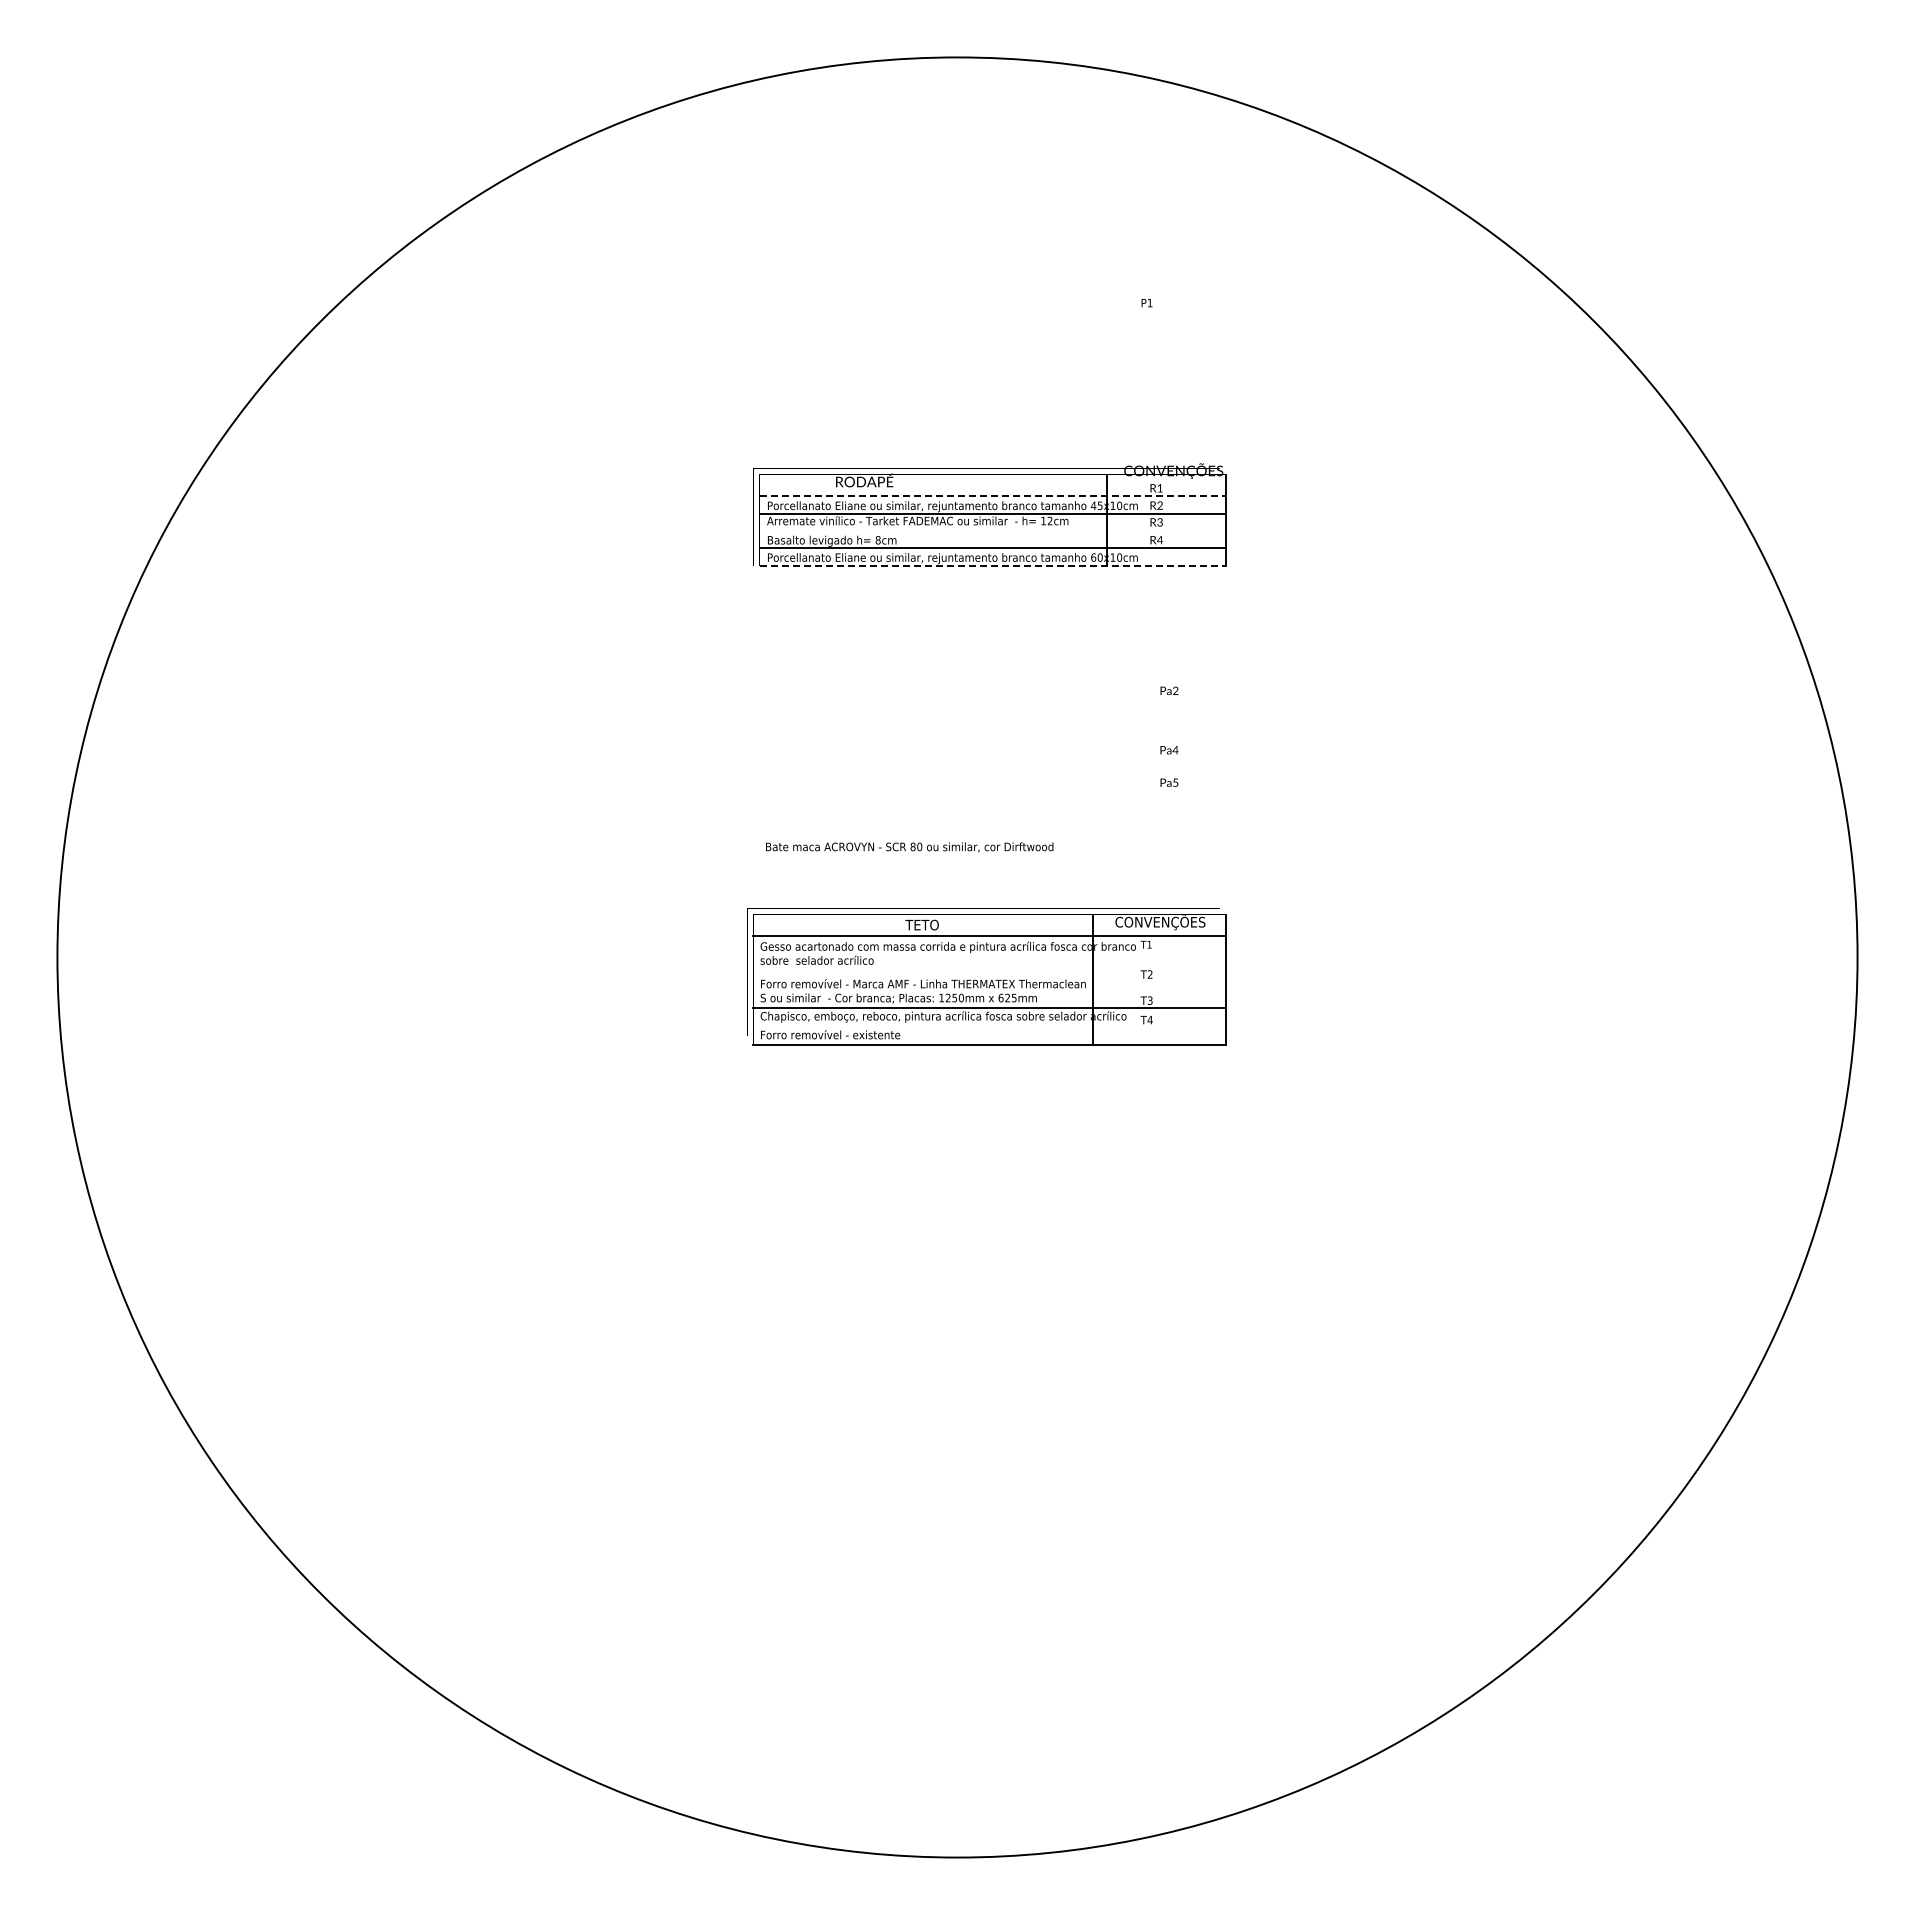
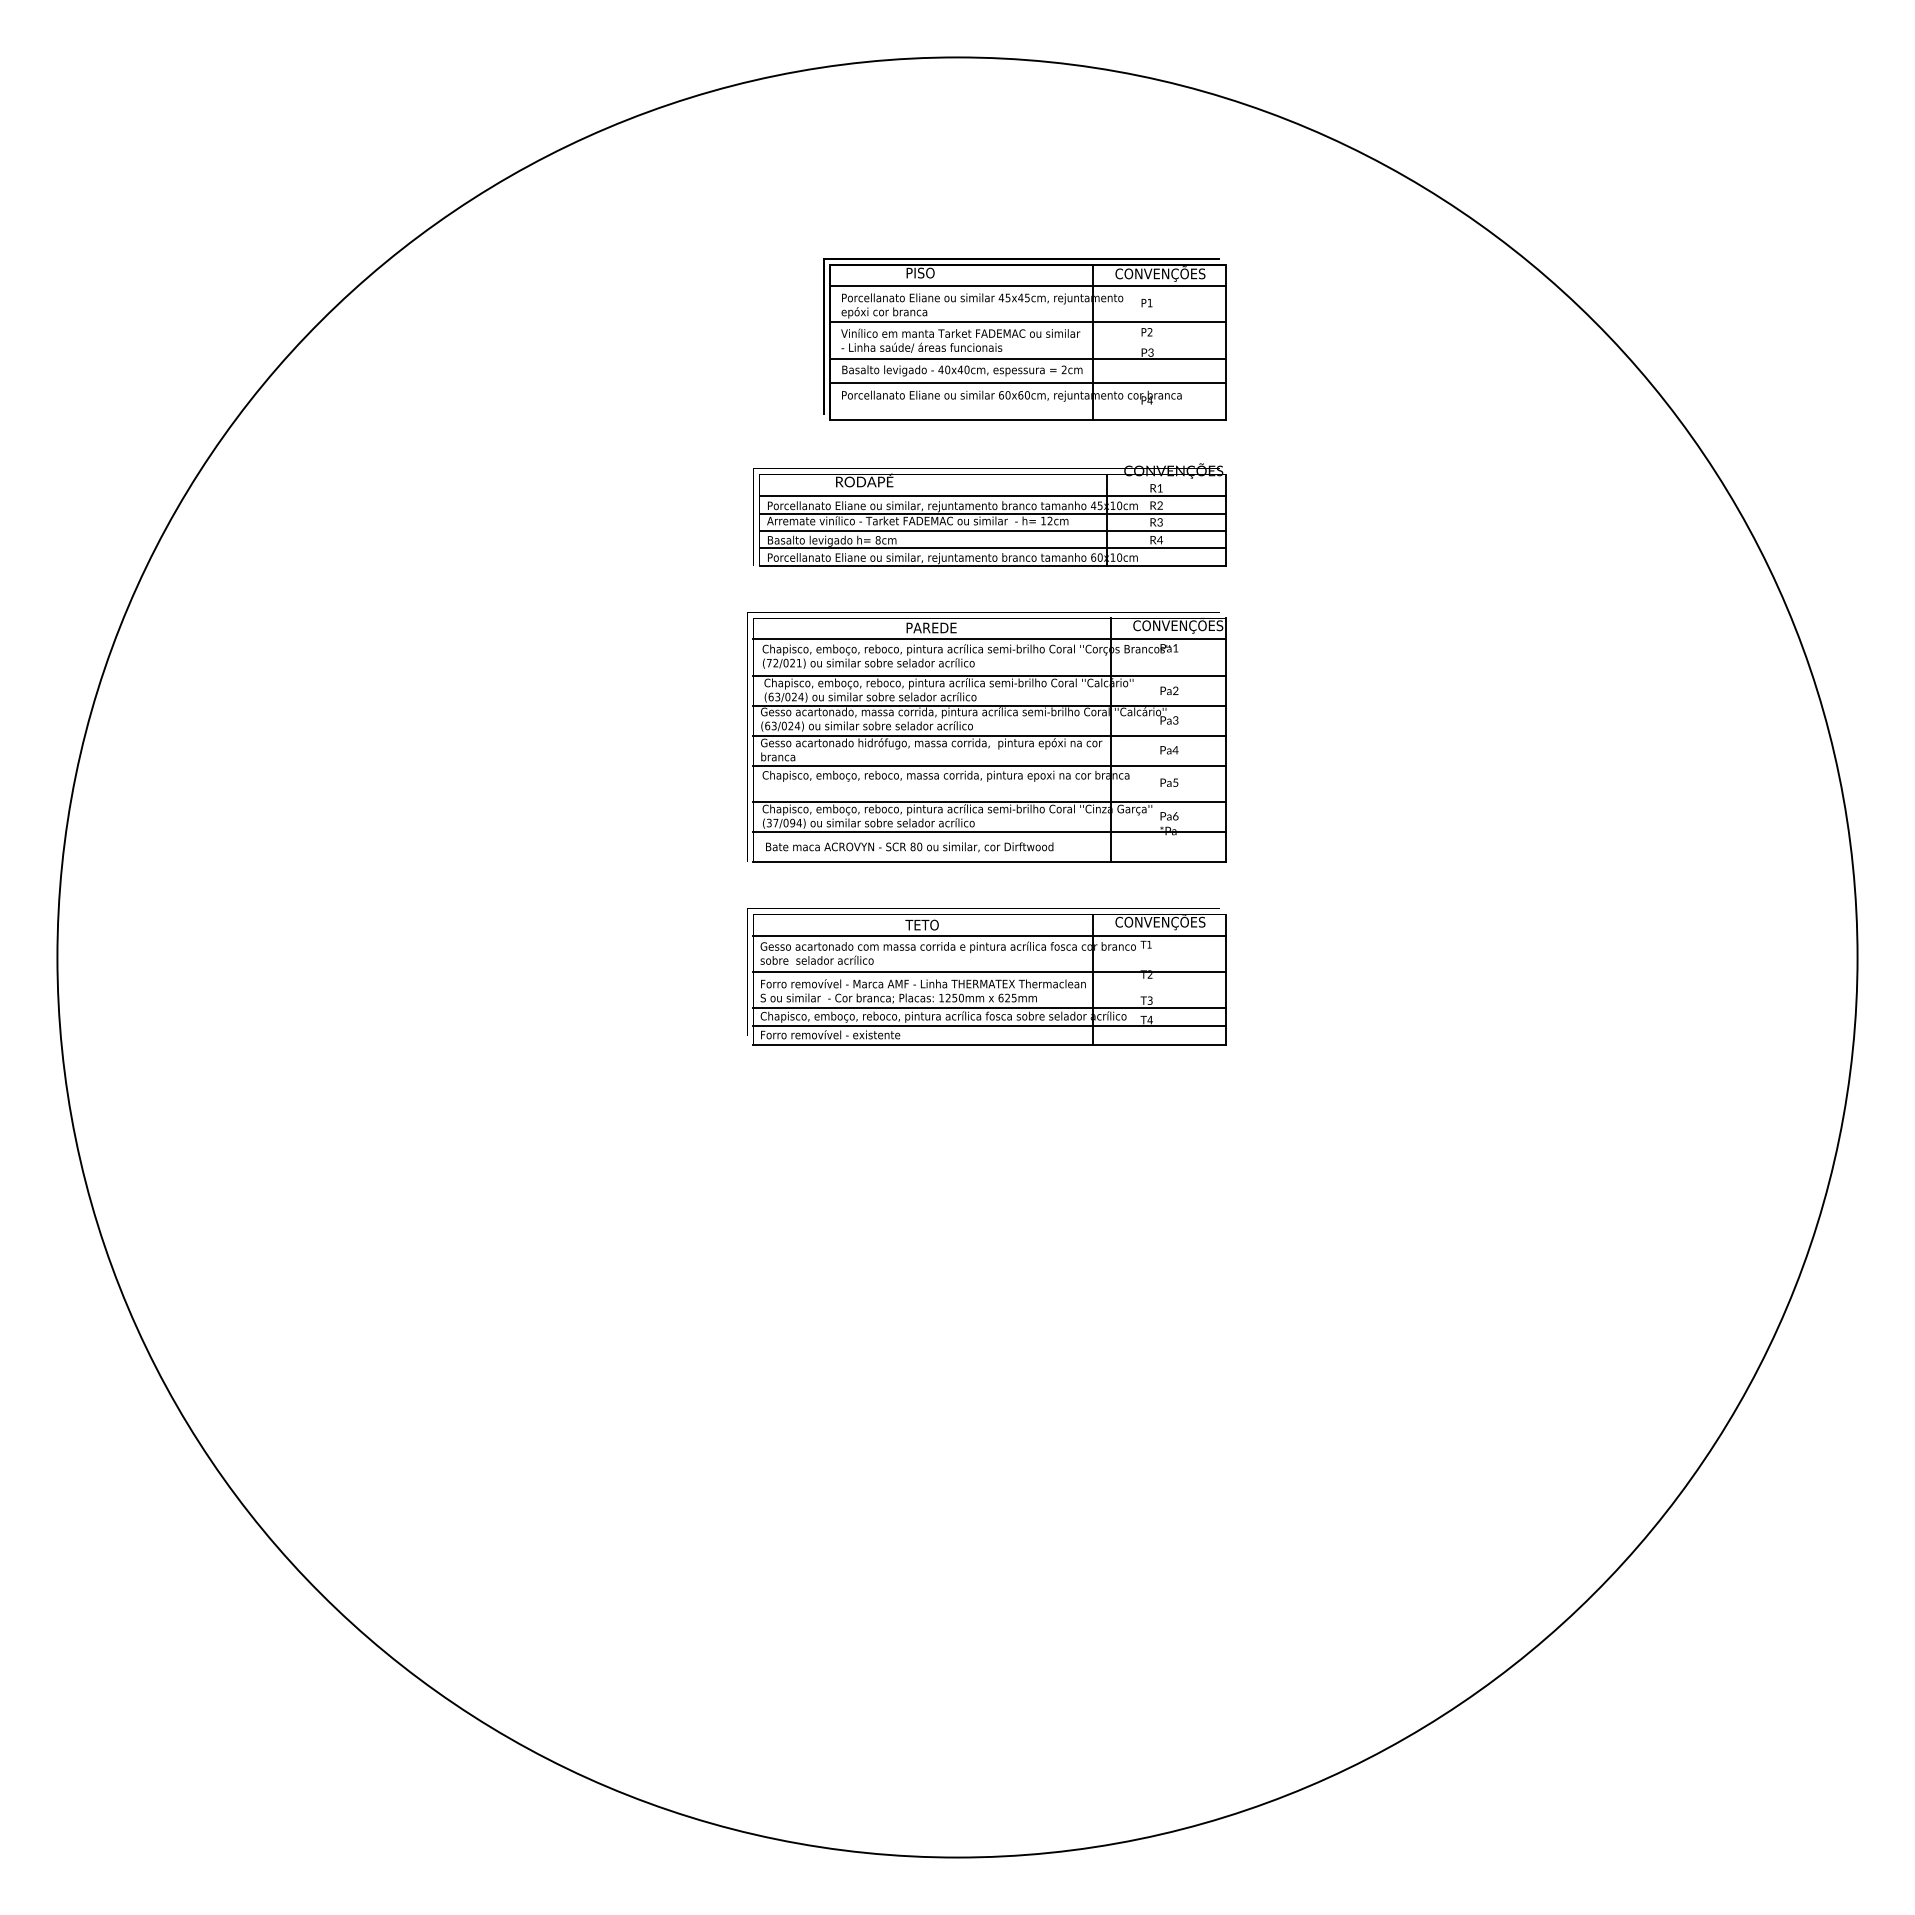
part: none -> present (1024, 339)
line: dashed -> solid (993, 495)
line: none -> present (992, 530)
line: dashed -> solid (993, 565)
part: none -> present (986, 737)
line: none -> present (989, 972)
line: none -> present (989, 1026)
